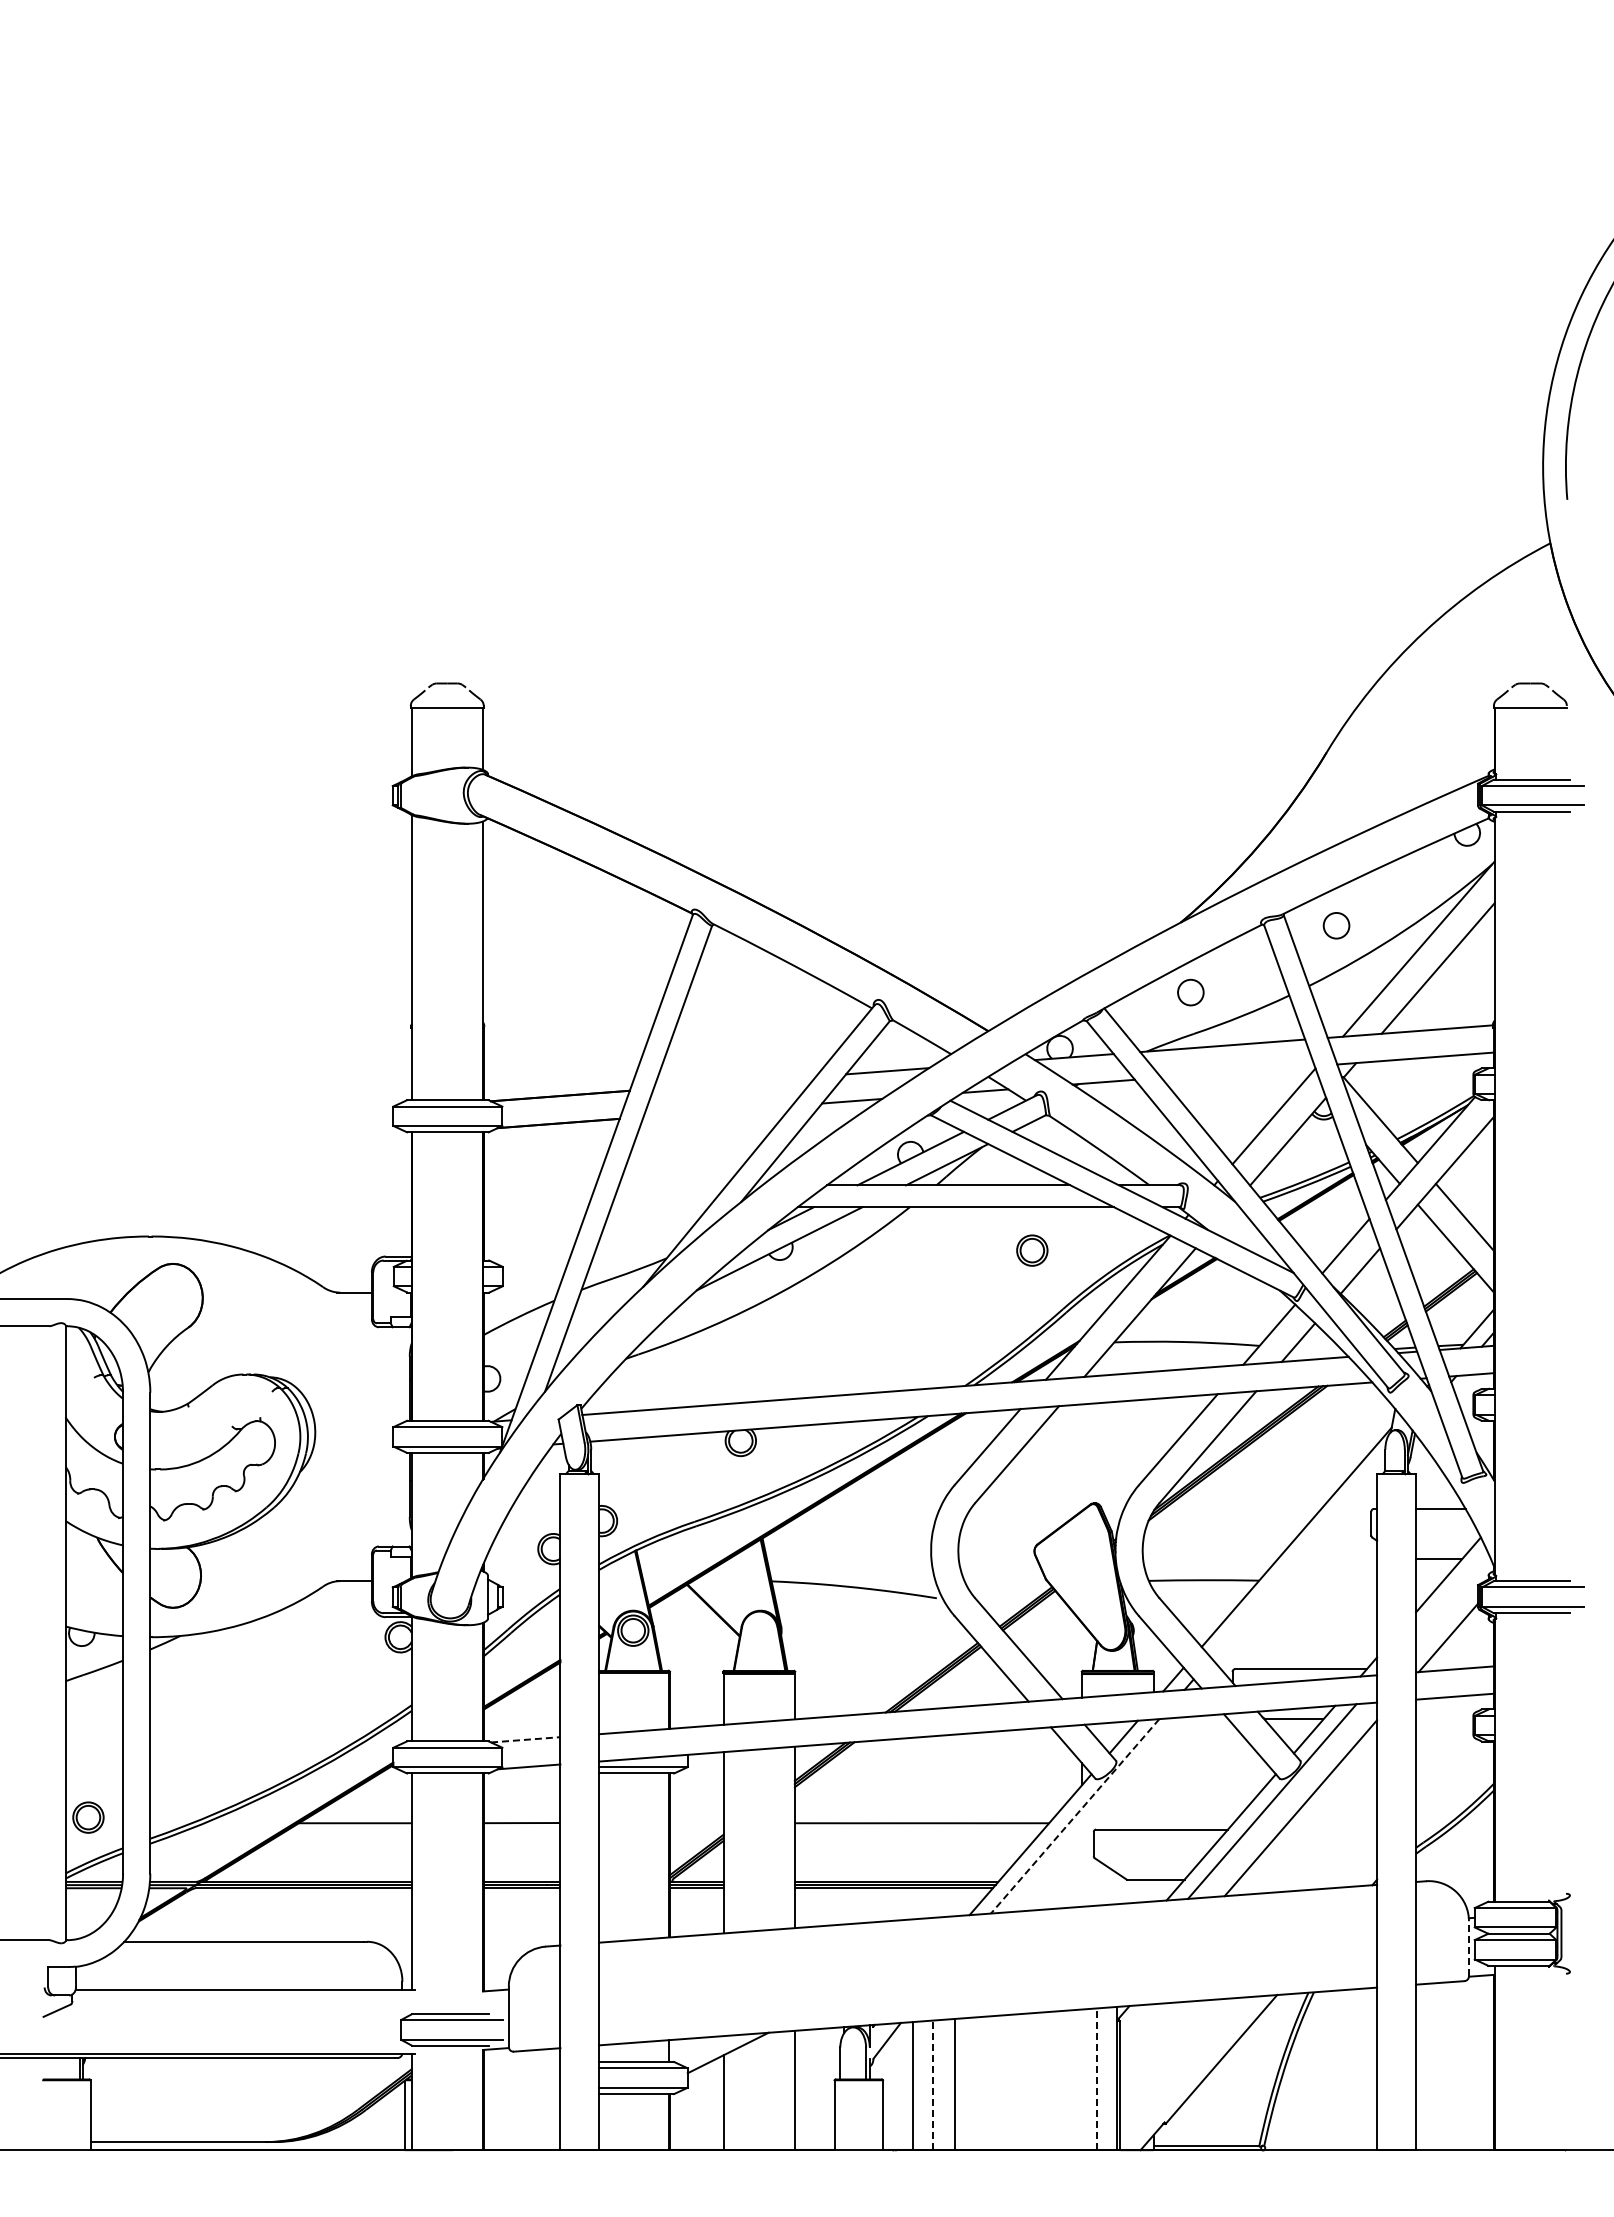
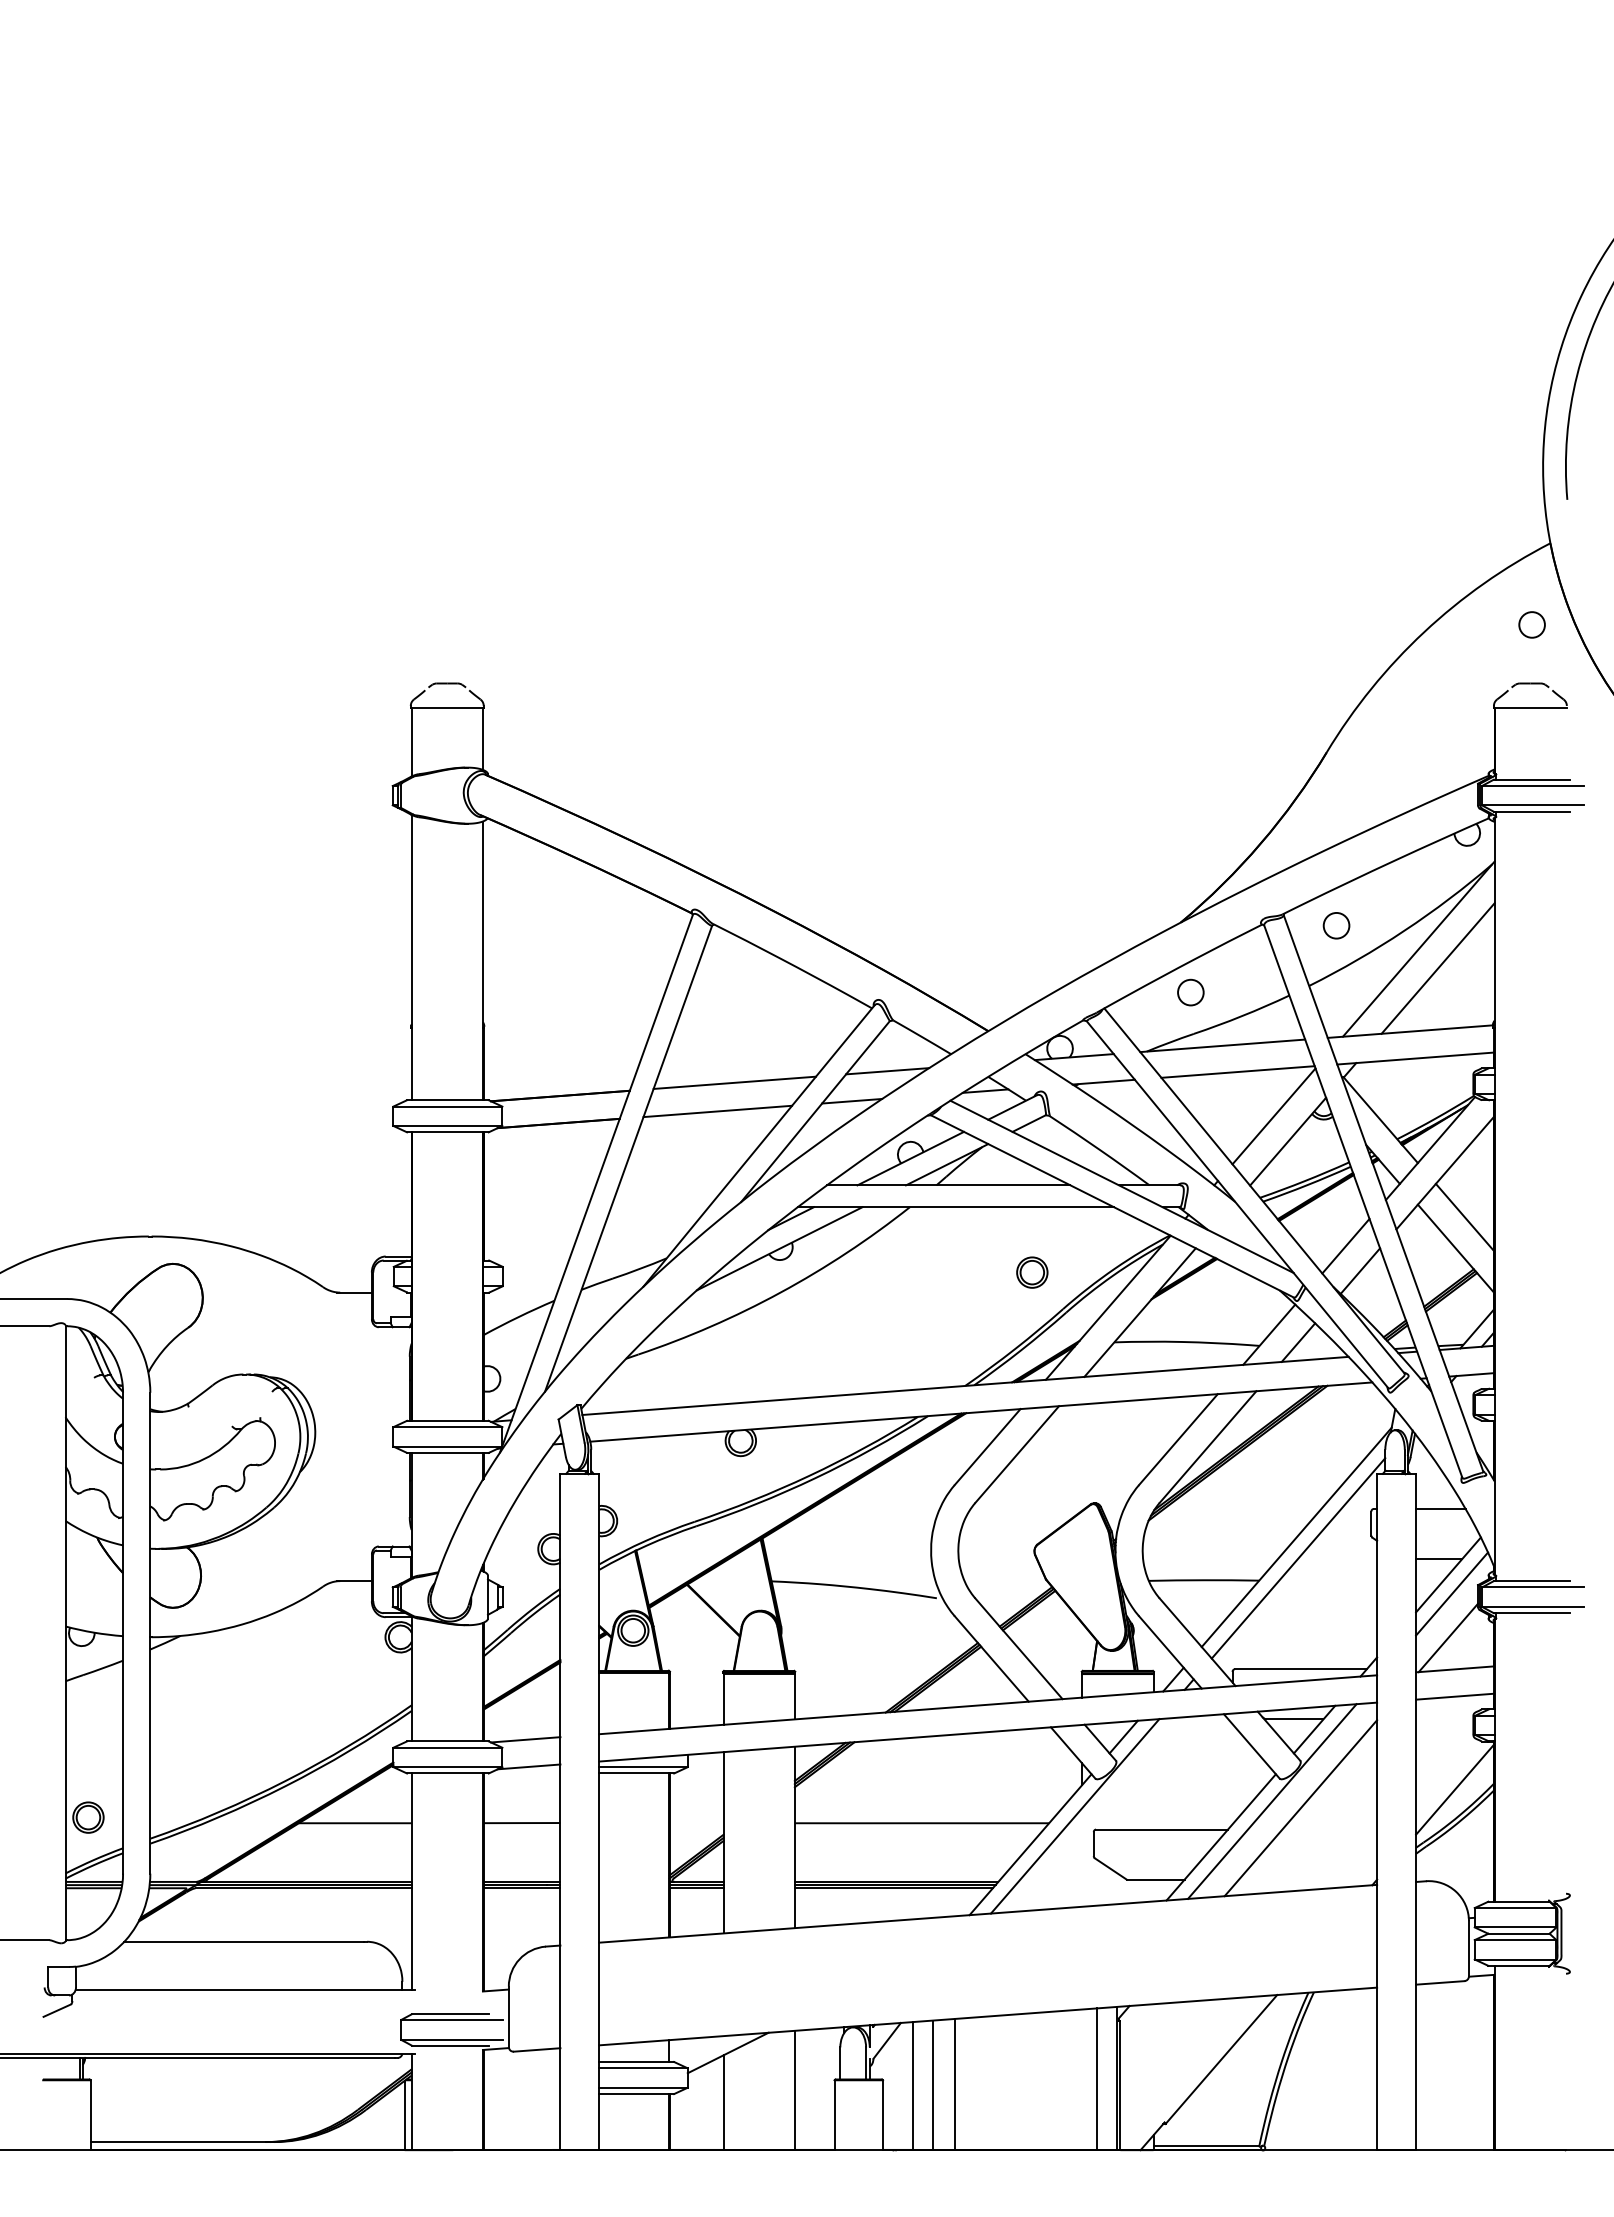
circle: none -> present (1531, 624)
line: none -> present (1237, 1071)
line: none -> present (734, 1082)
line: none -> present (717, 1111)
part position: (1032, 1250) -> (1032, 1272) (1032, 1272)
line: none -> present (1298, 1558)
line: none -> present (1452, 1593)
line: dashed -> solid (525, 1739)
line: none -> present (1454, 1789)
line: dashed -> solid (1075, 1816)
line: dashed -> solid (1468, 1948)
line: dashed -> solid (1097, 2079)
line: dashed -> solid (932, 2085)
